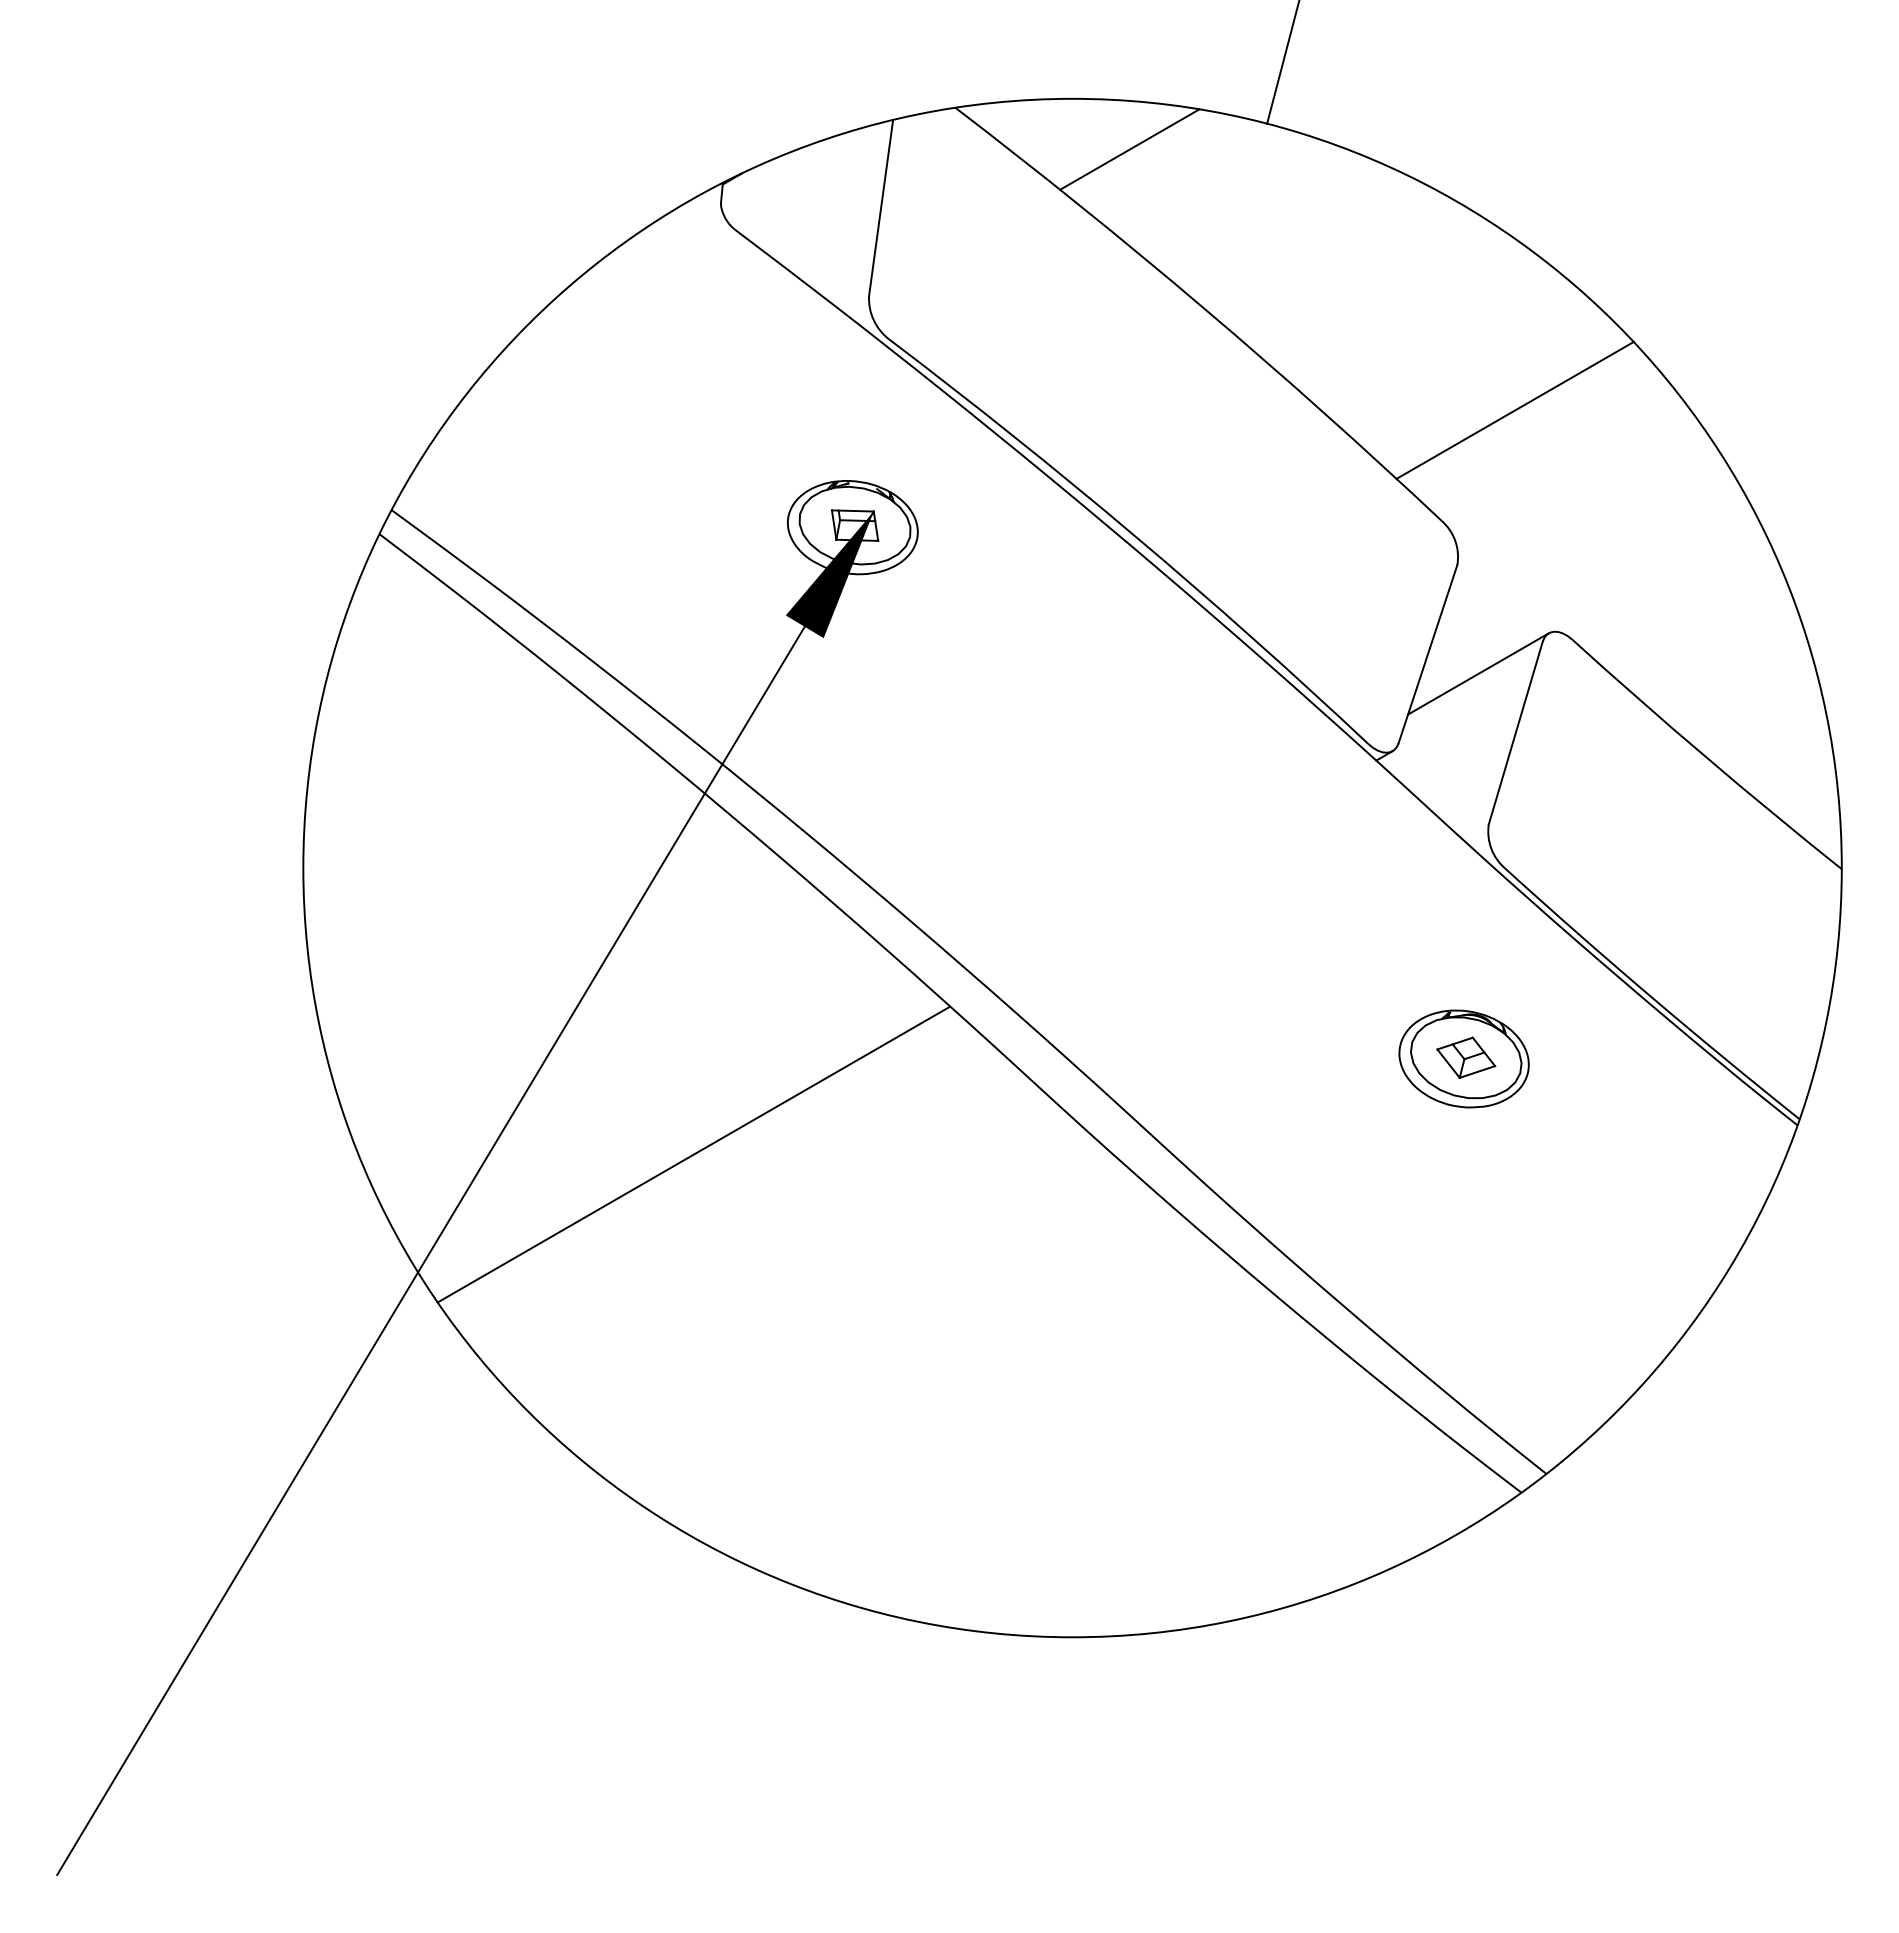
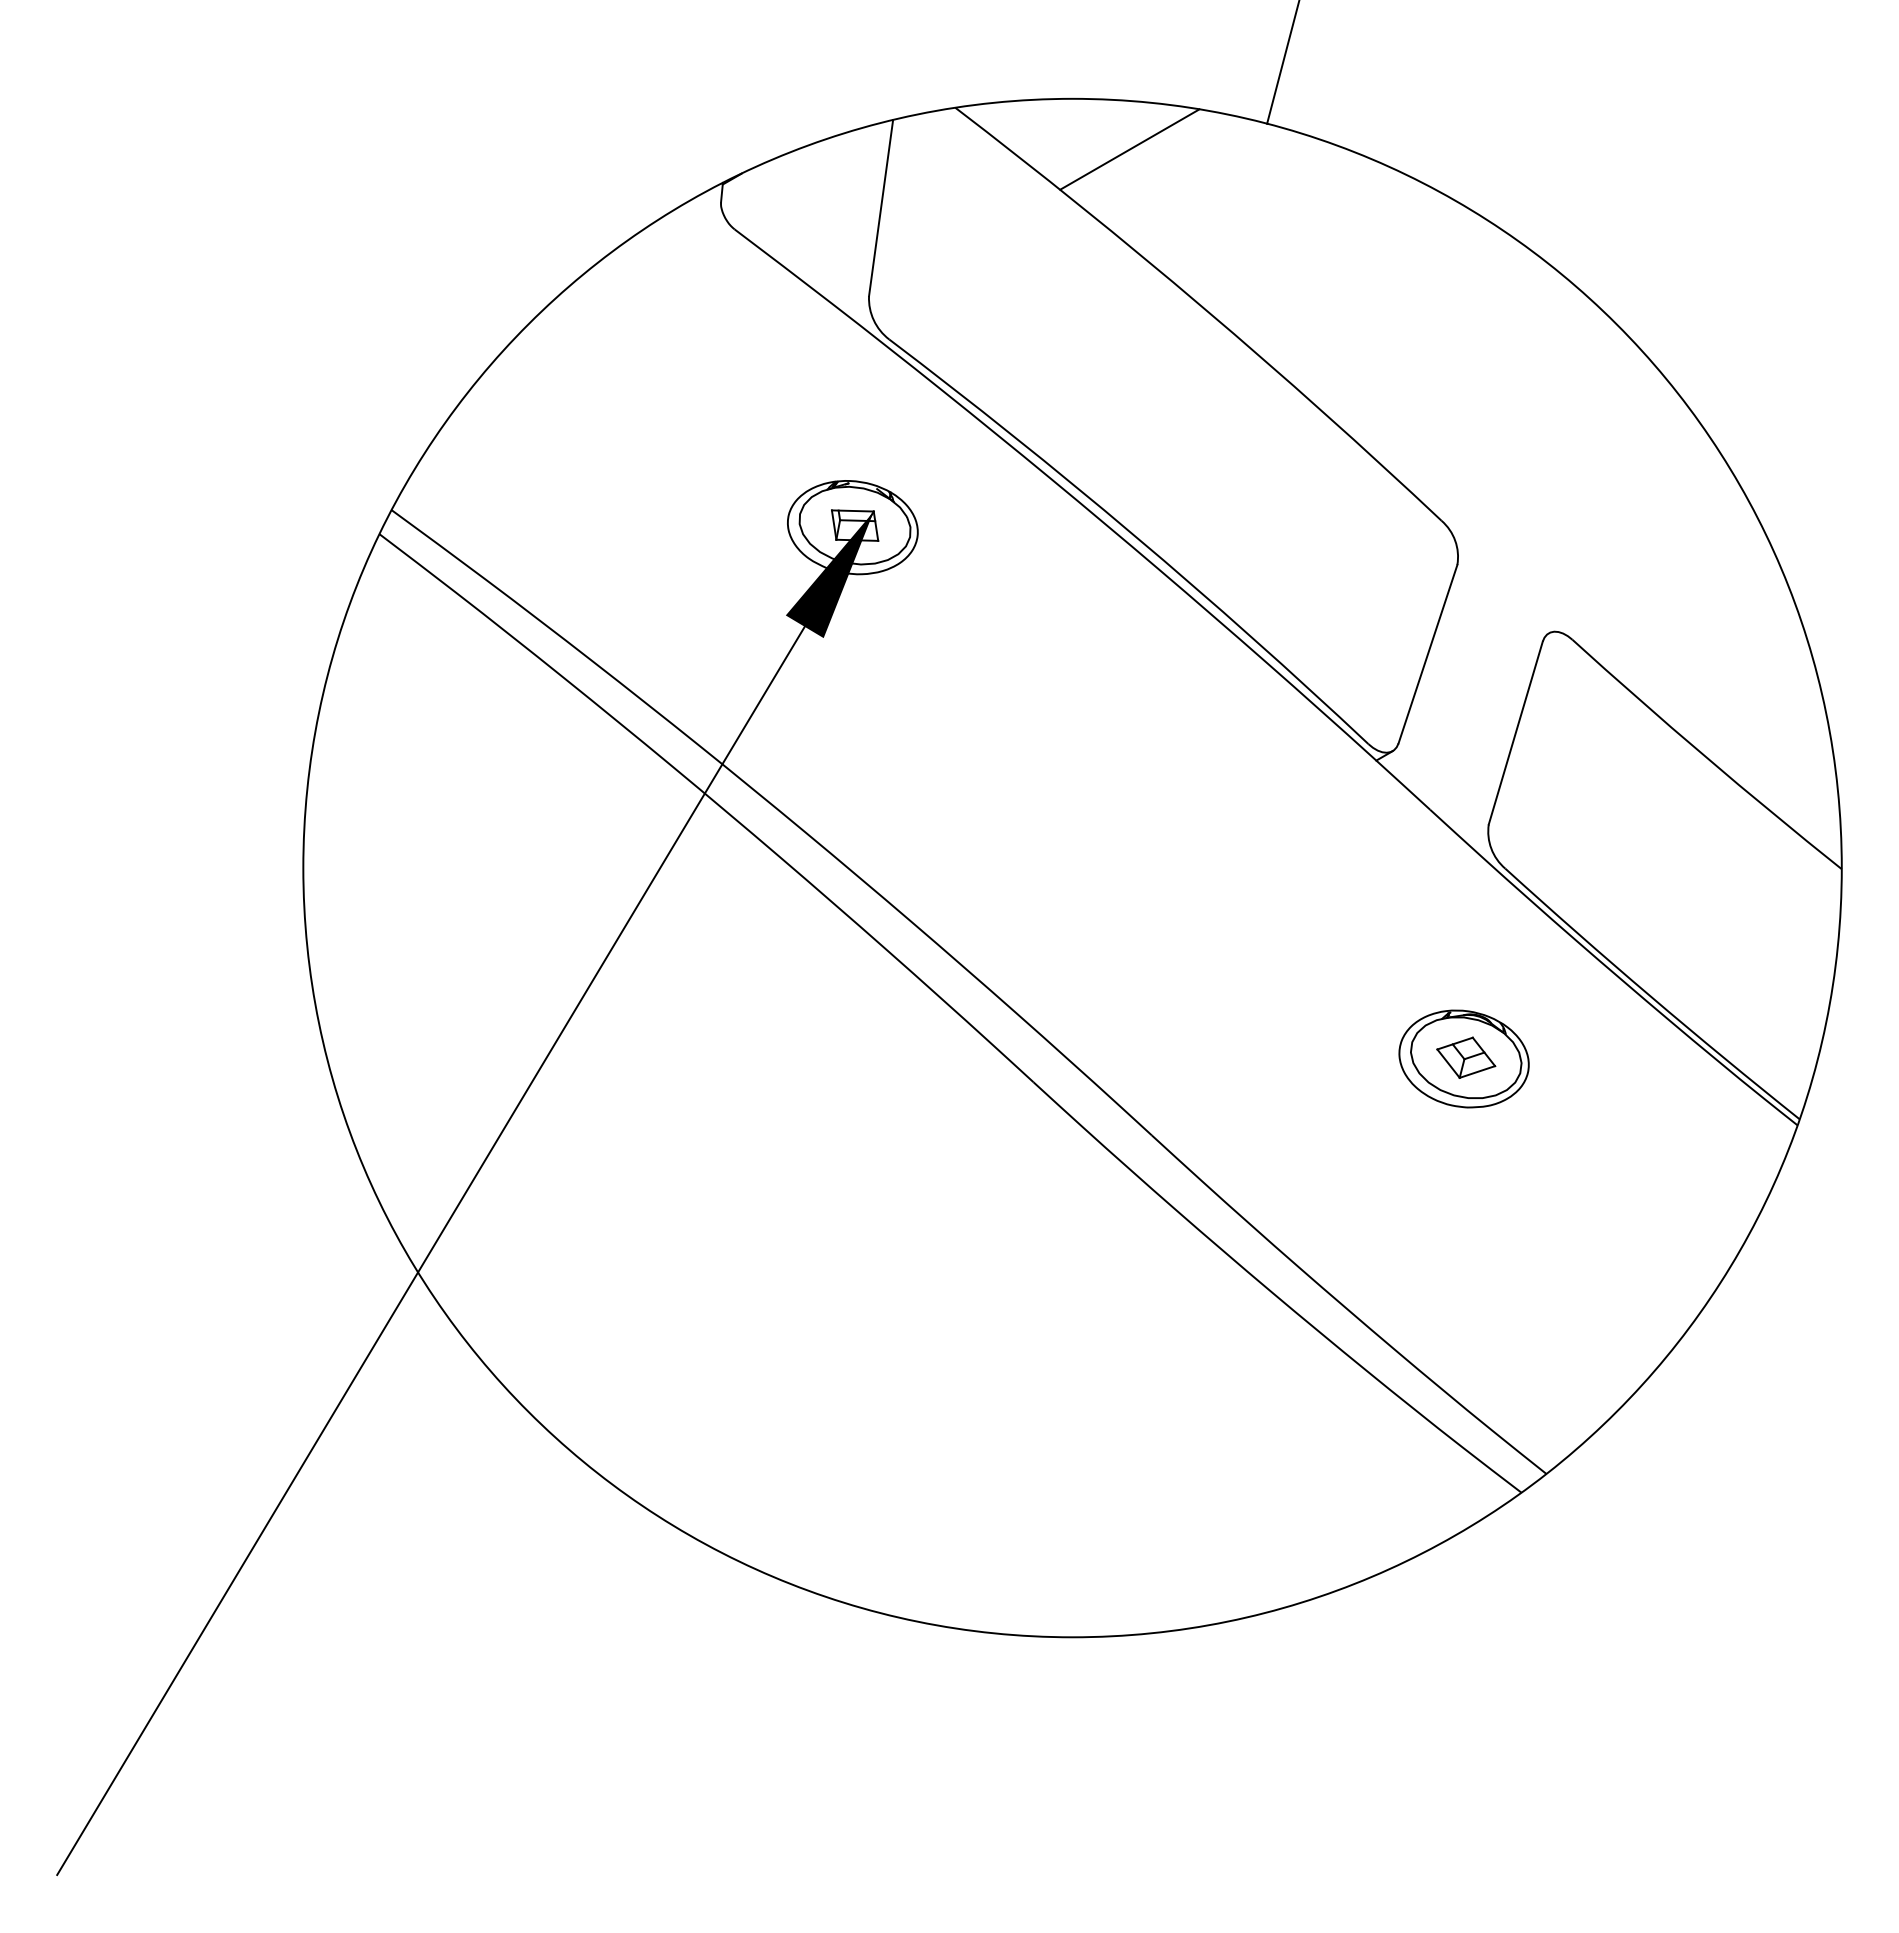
line: present -> none (1514, 409)
line: present -> none (1478, 673)
line: present -> none (693, 1154)
